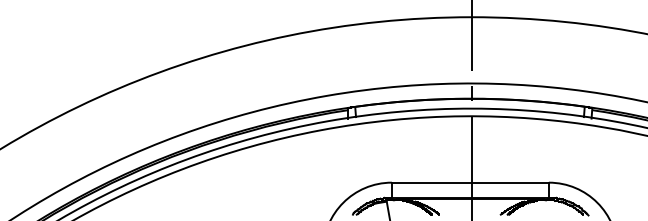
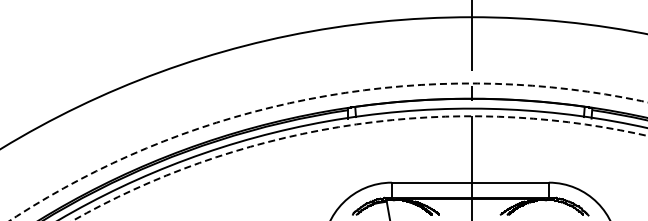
arc: solid -> dashed (316, 97)
arc: solid -> dashed (351, 125)
